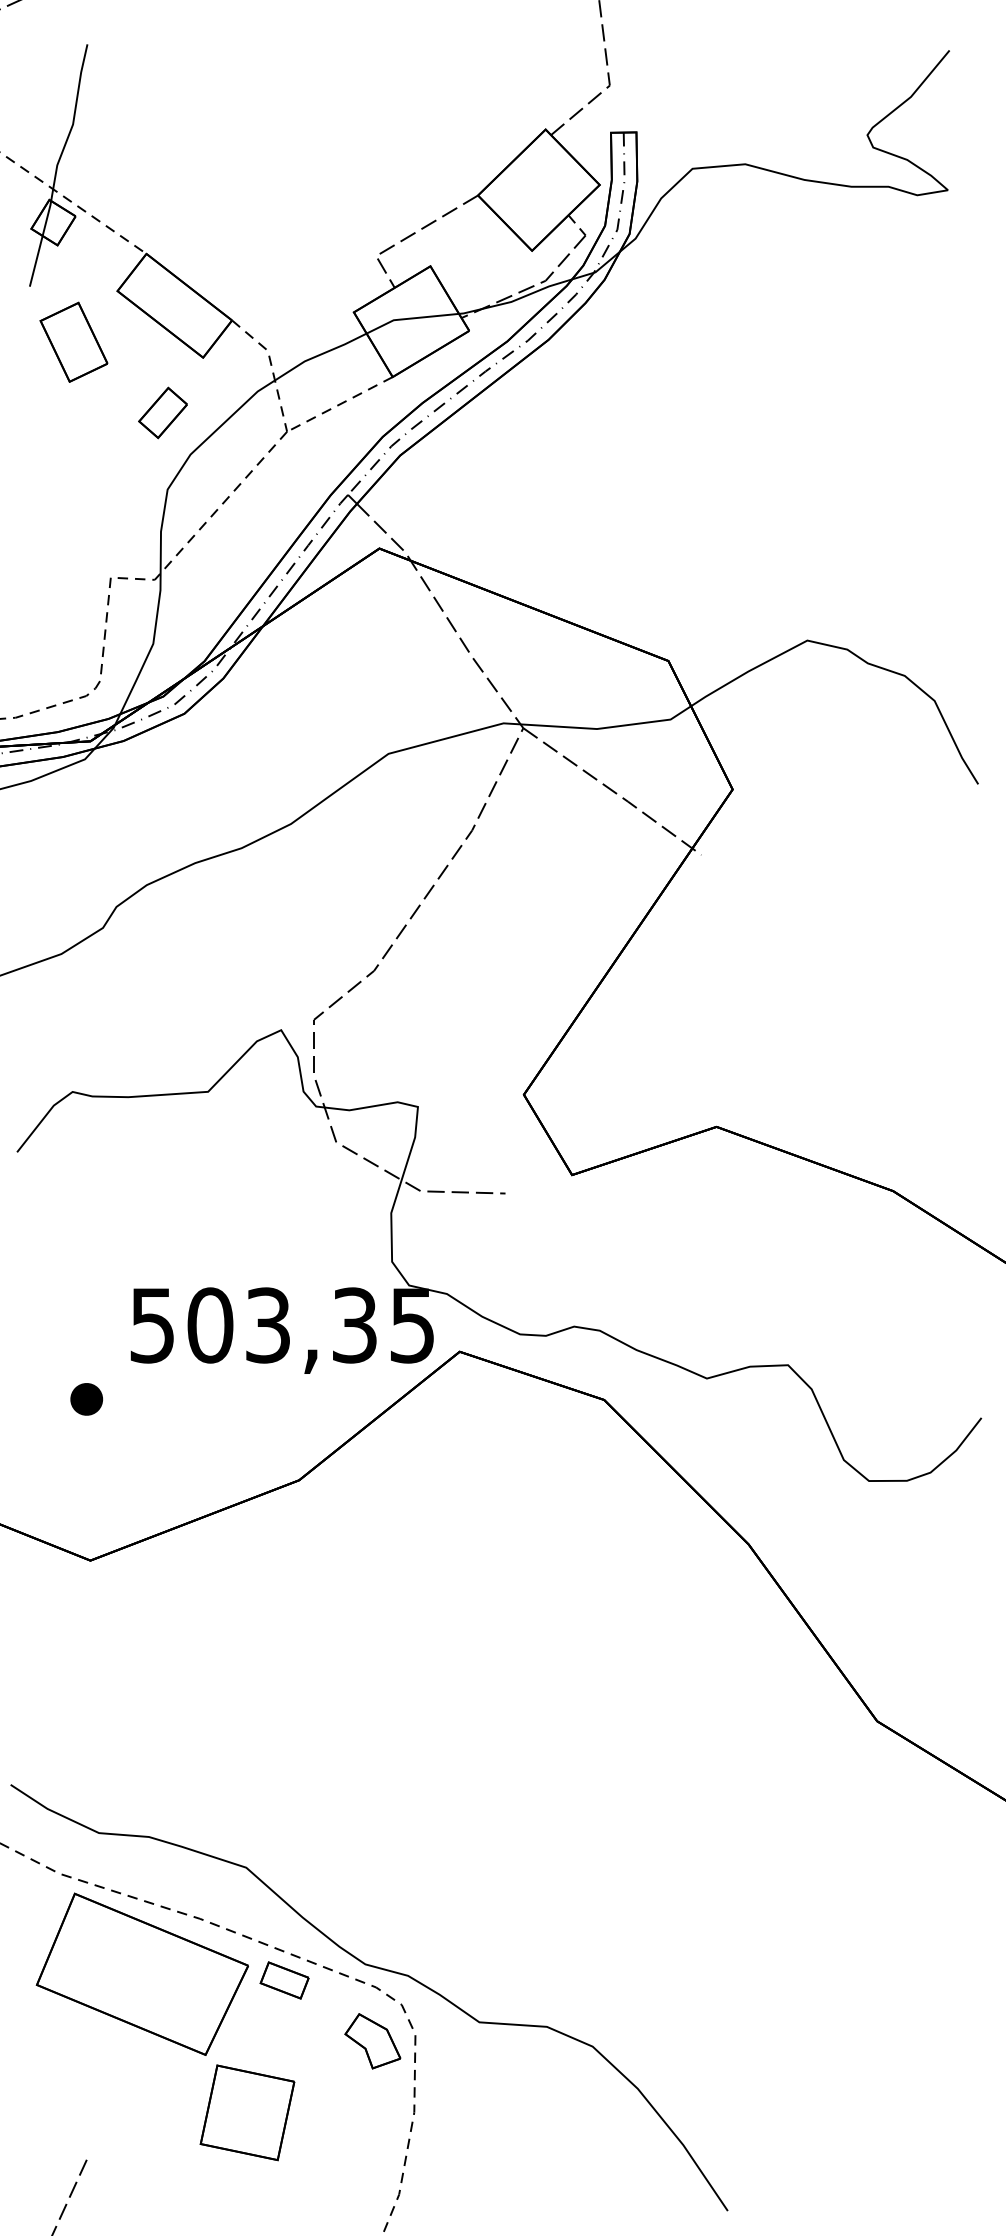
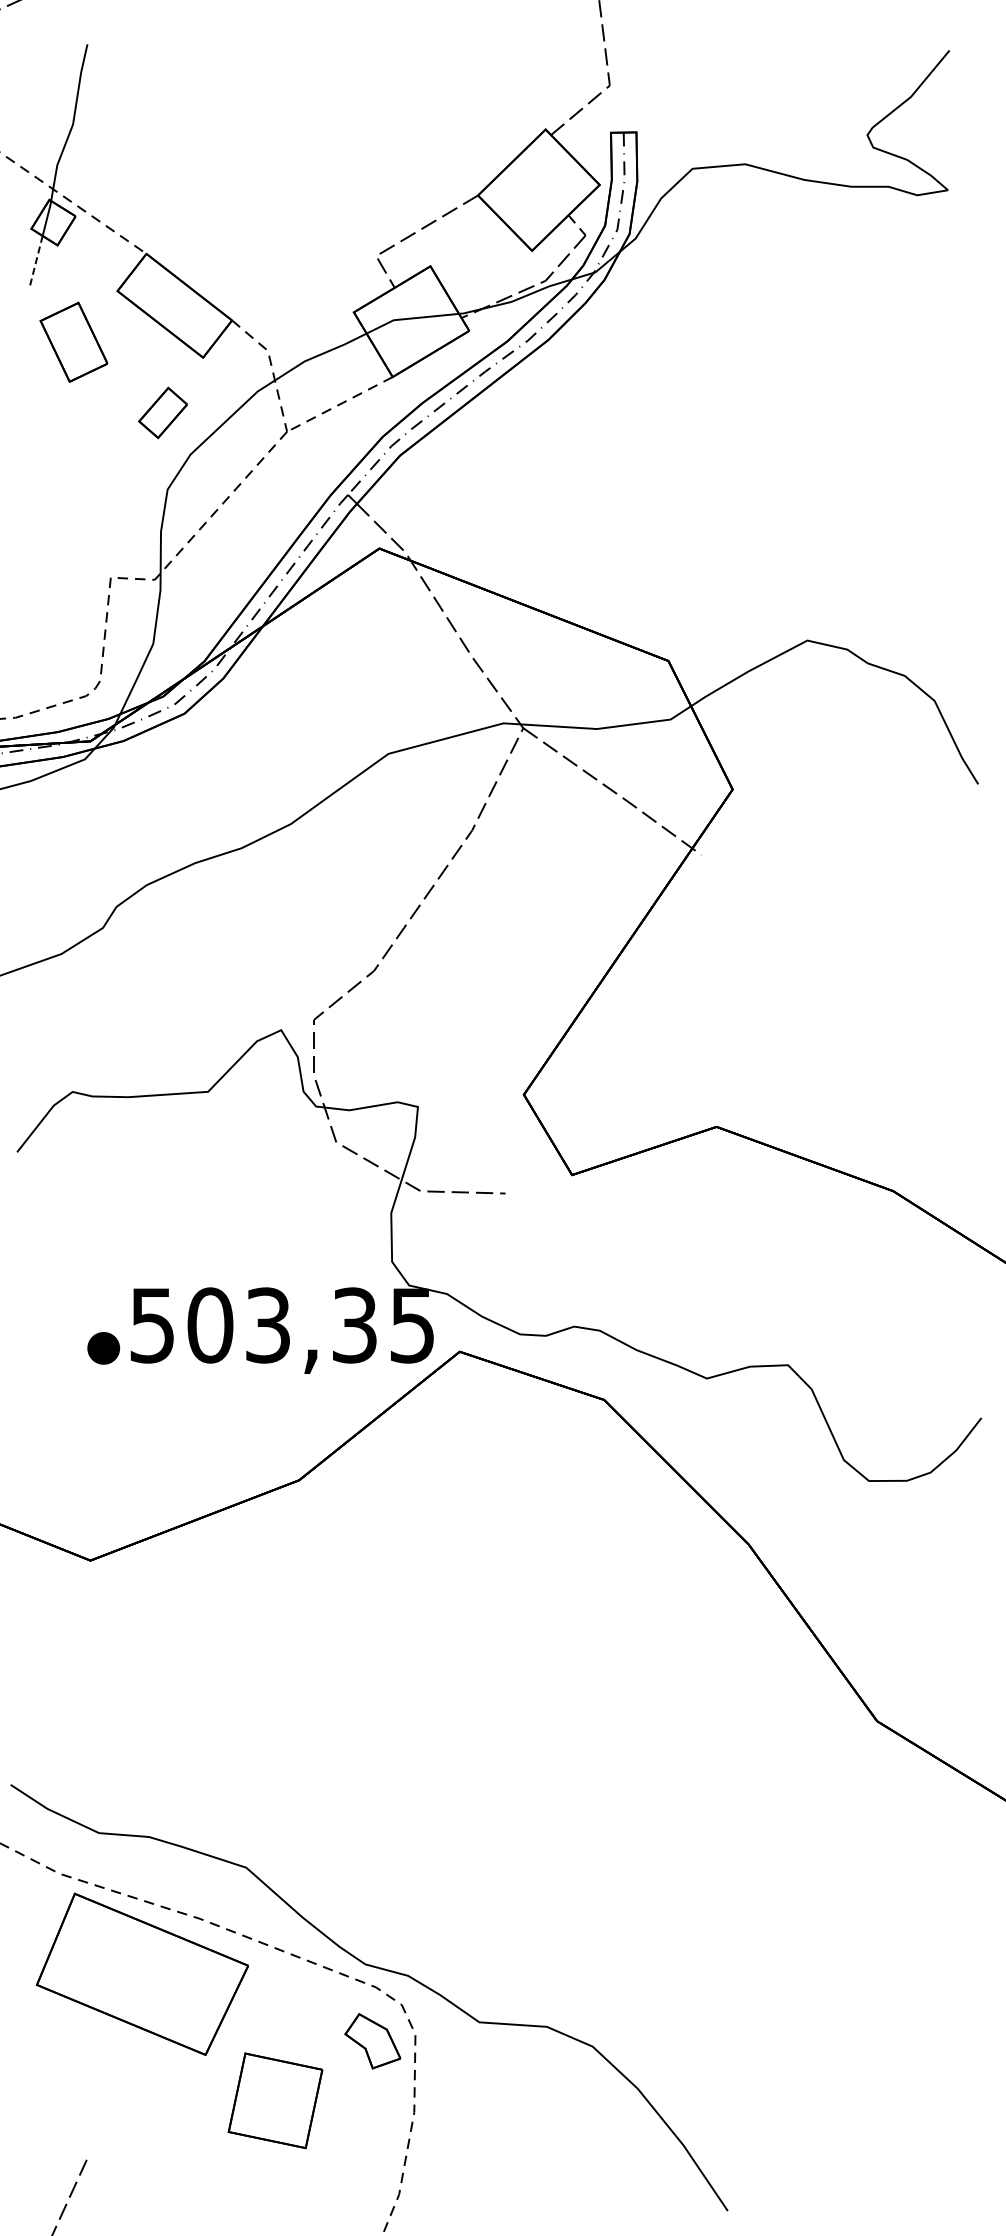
line: solid -> dashed (36, 261)
part position: (86, 1399) -> (103, 1348) (103, 1348)
part: present -> none (284, 1980)
part position: (247, 2112) -> (275, 2100) (275, 2100)
